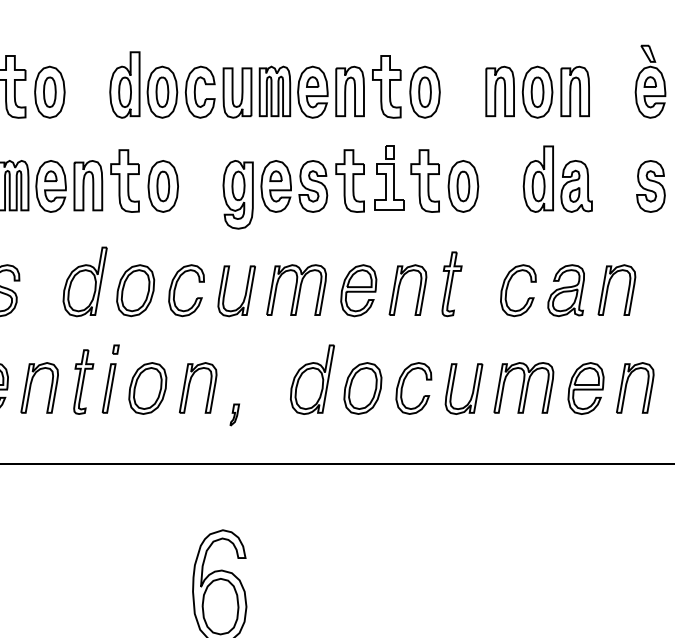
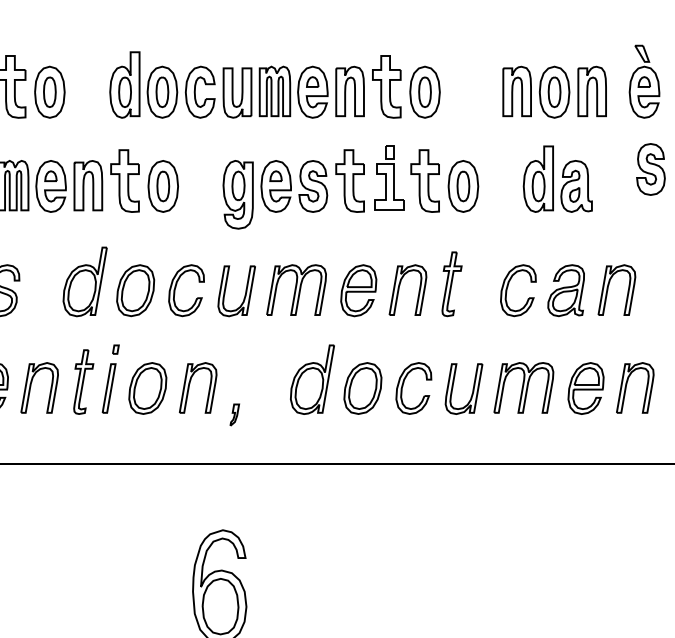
part position: (650, 81) -> (644, 81) (644, 81)
part position: (537, 91) -> (554, 91) (554, 91)
part position: (650, 186) -> (650, 169) (650, 169)
